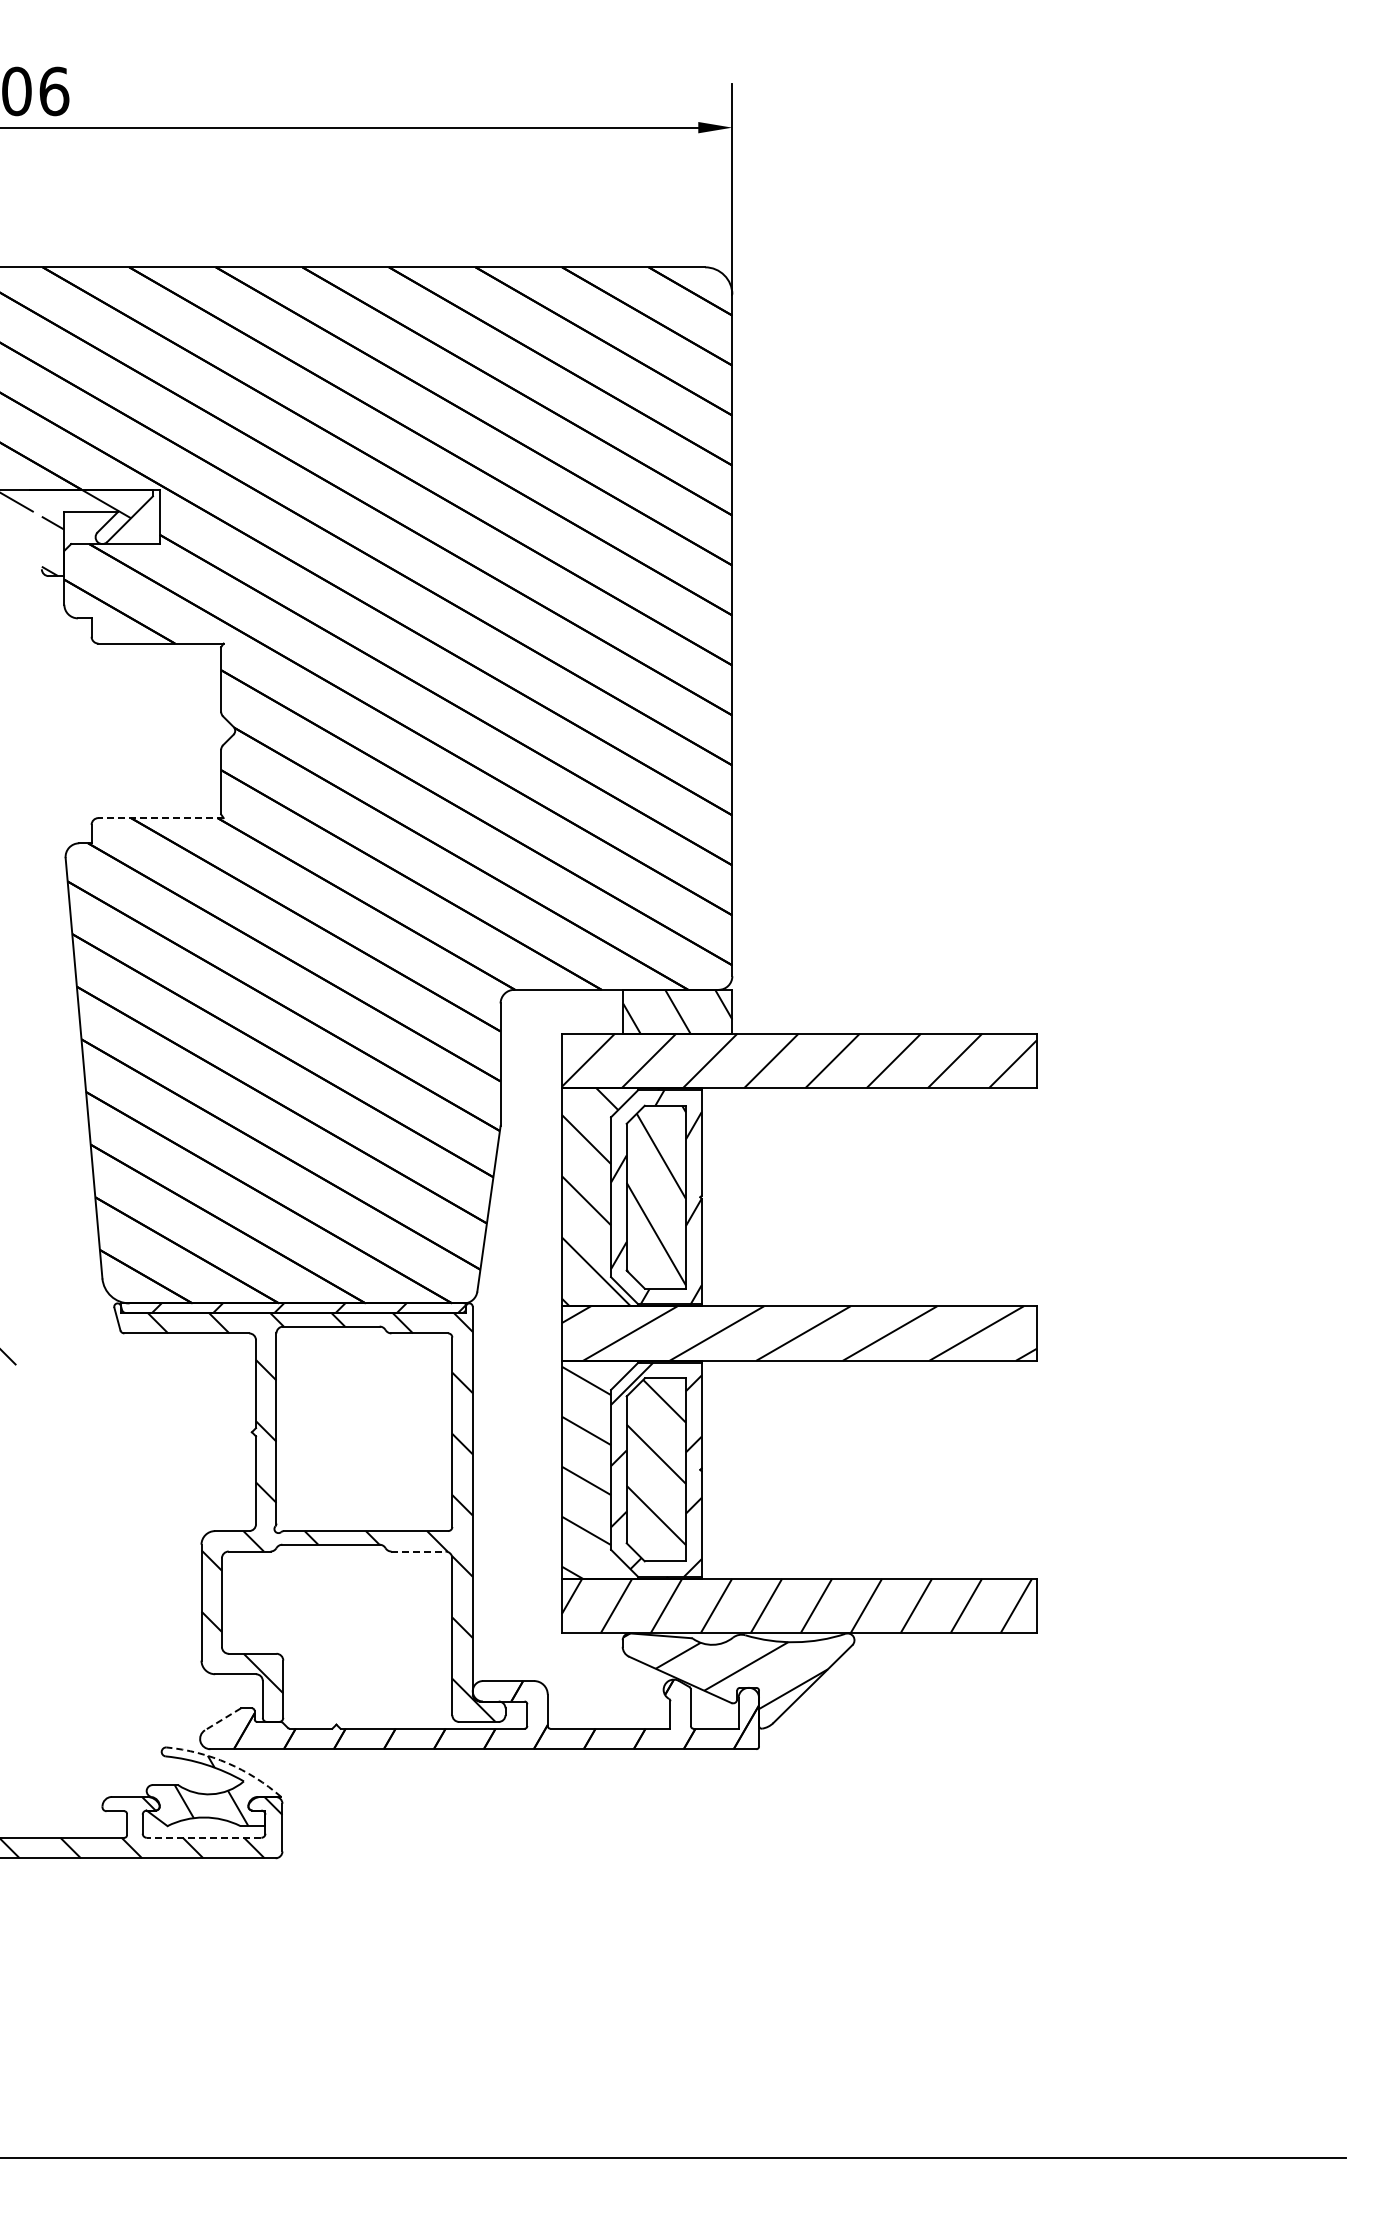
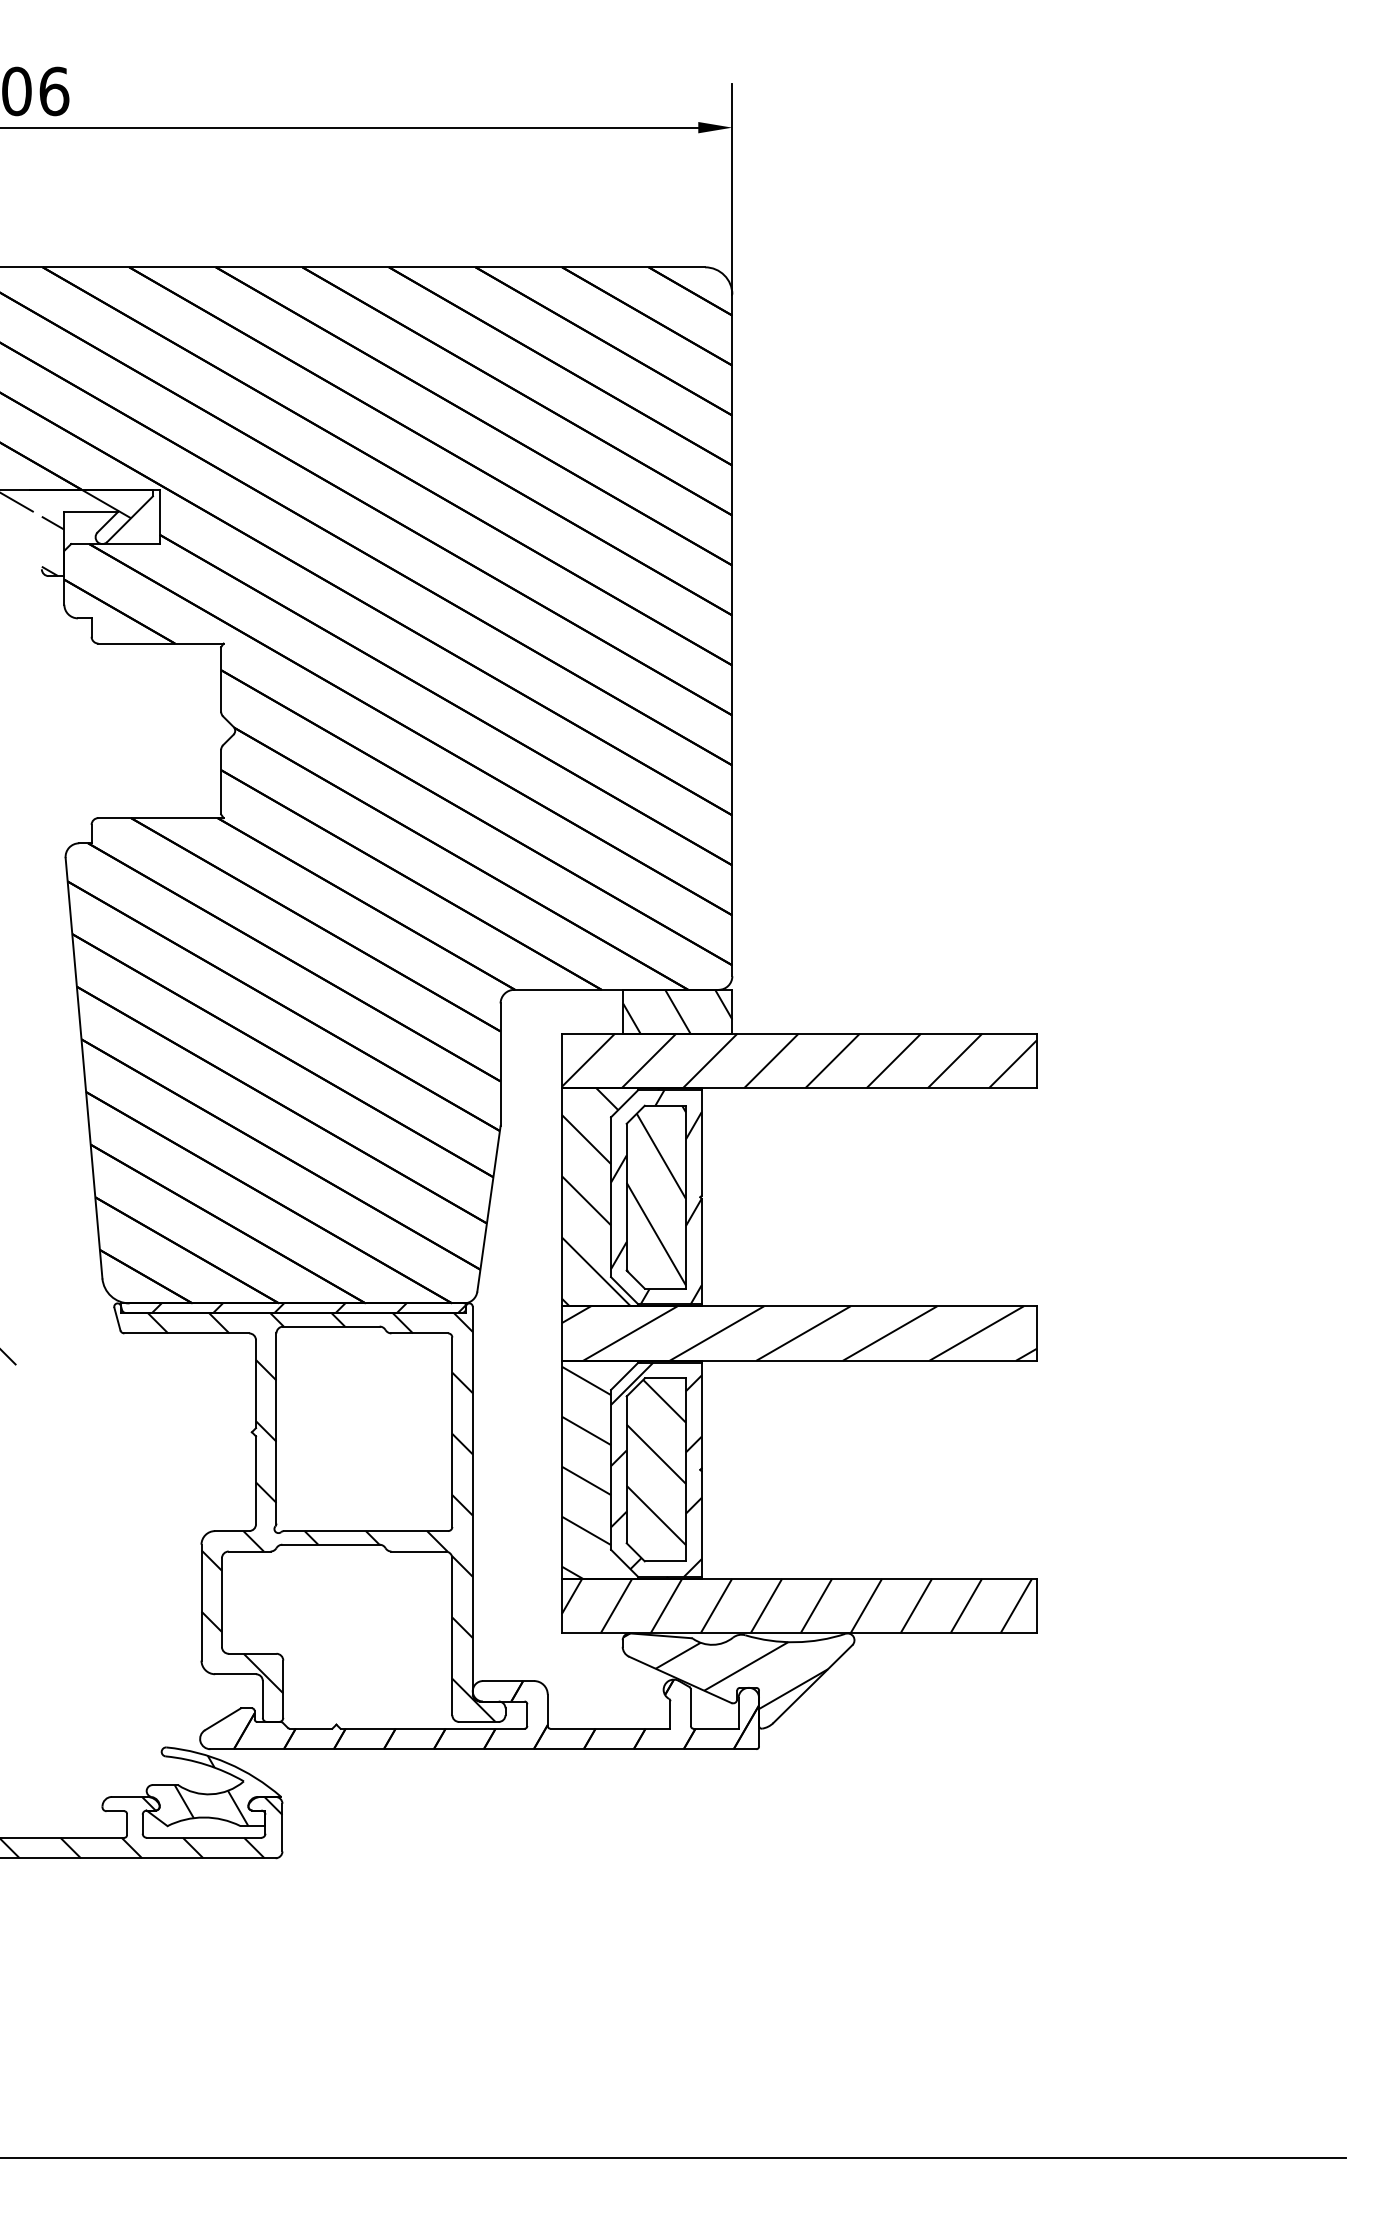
line: dashed -> solid (161, 818)
line: dashed -> solid (418, 1551)
line: dashed -> solid (222, 1719)
arc: dashed -> solid (227, 1763)
line: dashed -> solid (203, 1837)
